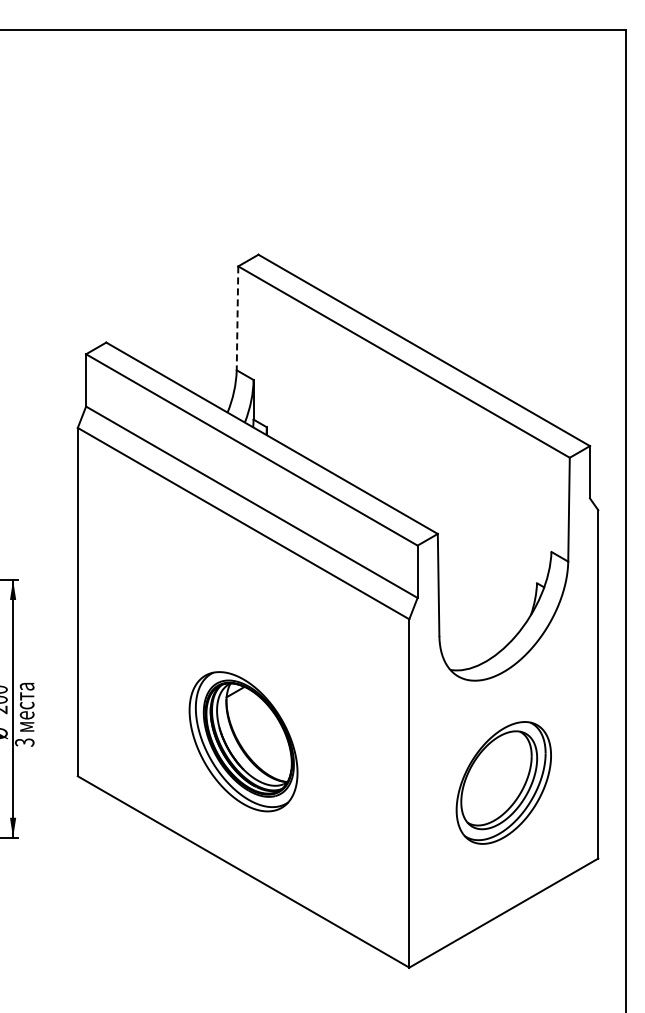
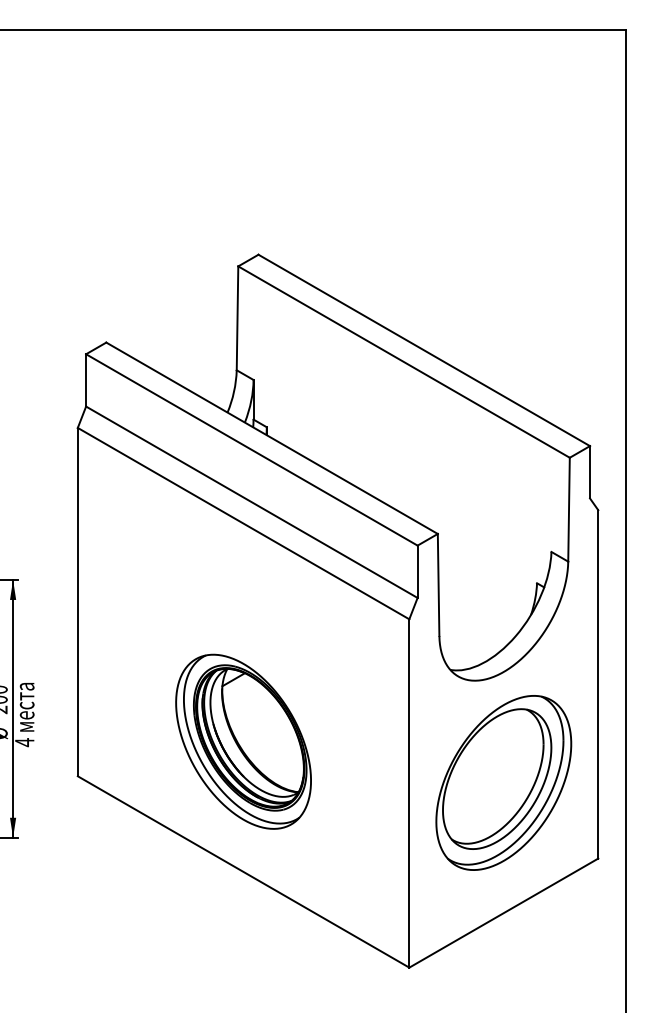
line: dashed -> solid (237, 318)
part size: 111x142 px -> 137x177 px (243, 741)
text: 3 -> 4 (24, 742)
part size: 97x124 px -> 138x176 px (503, 782)
